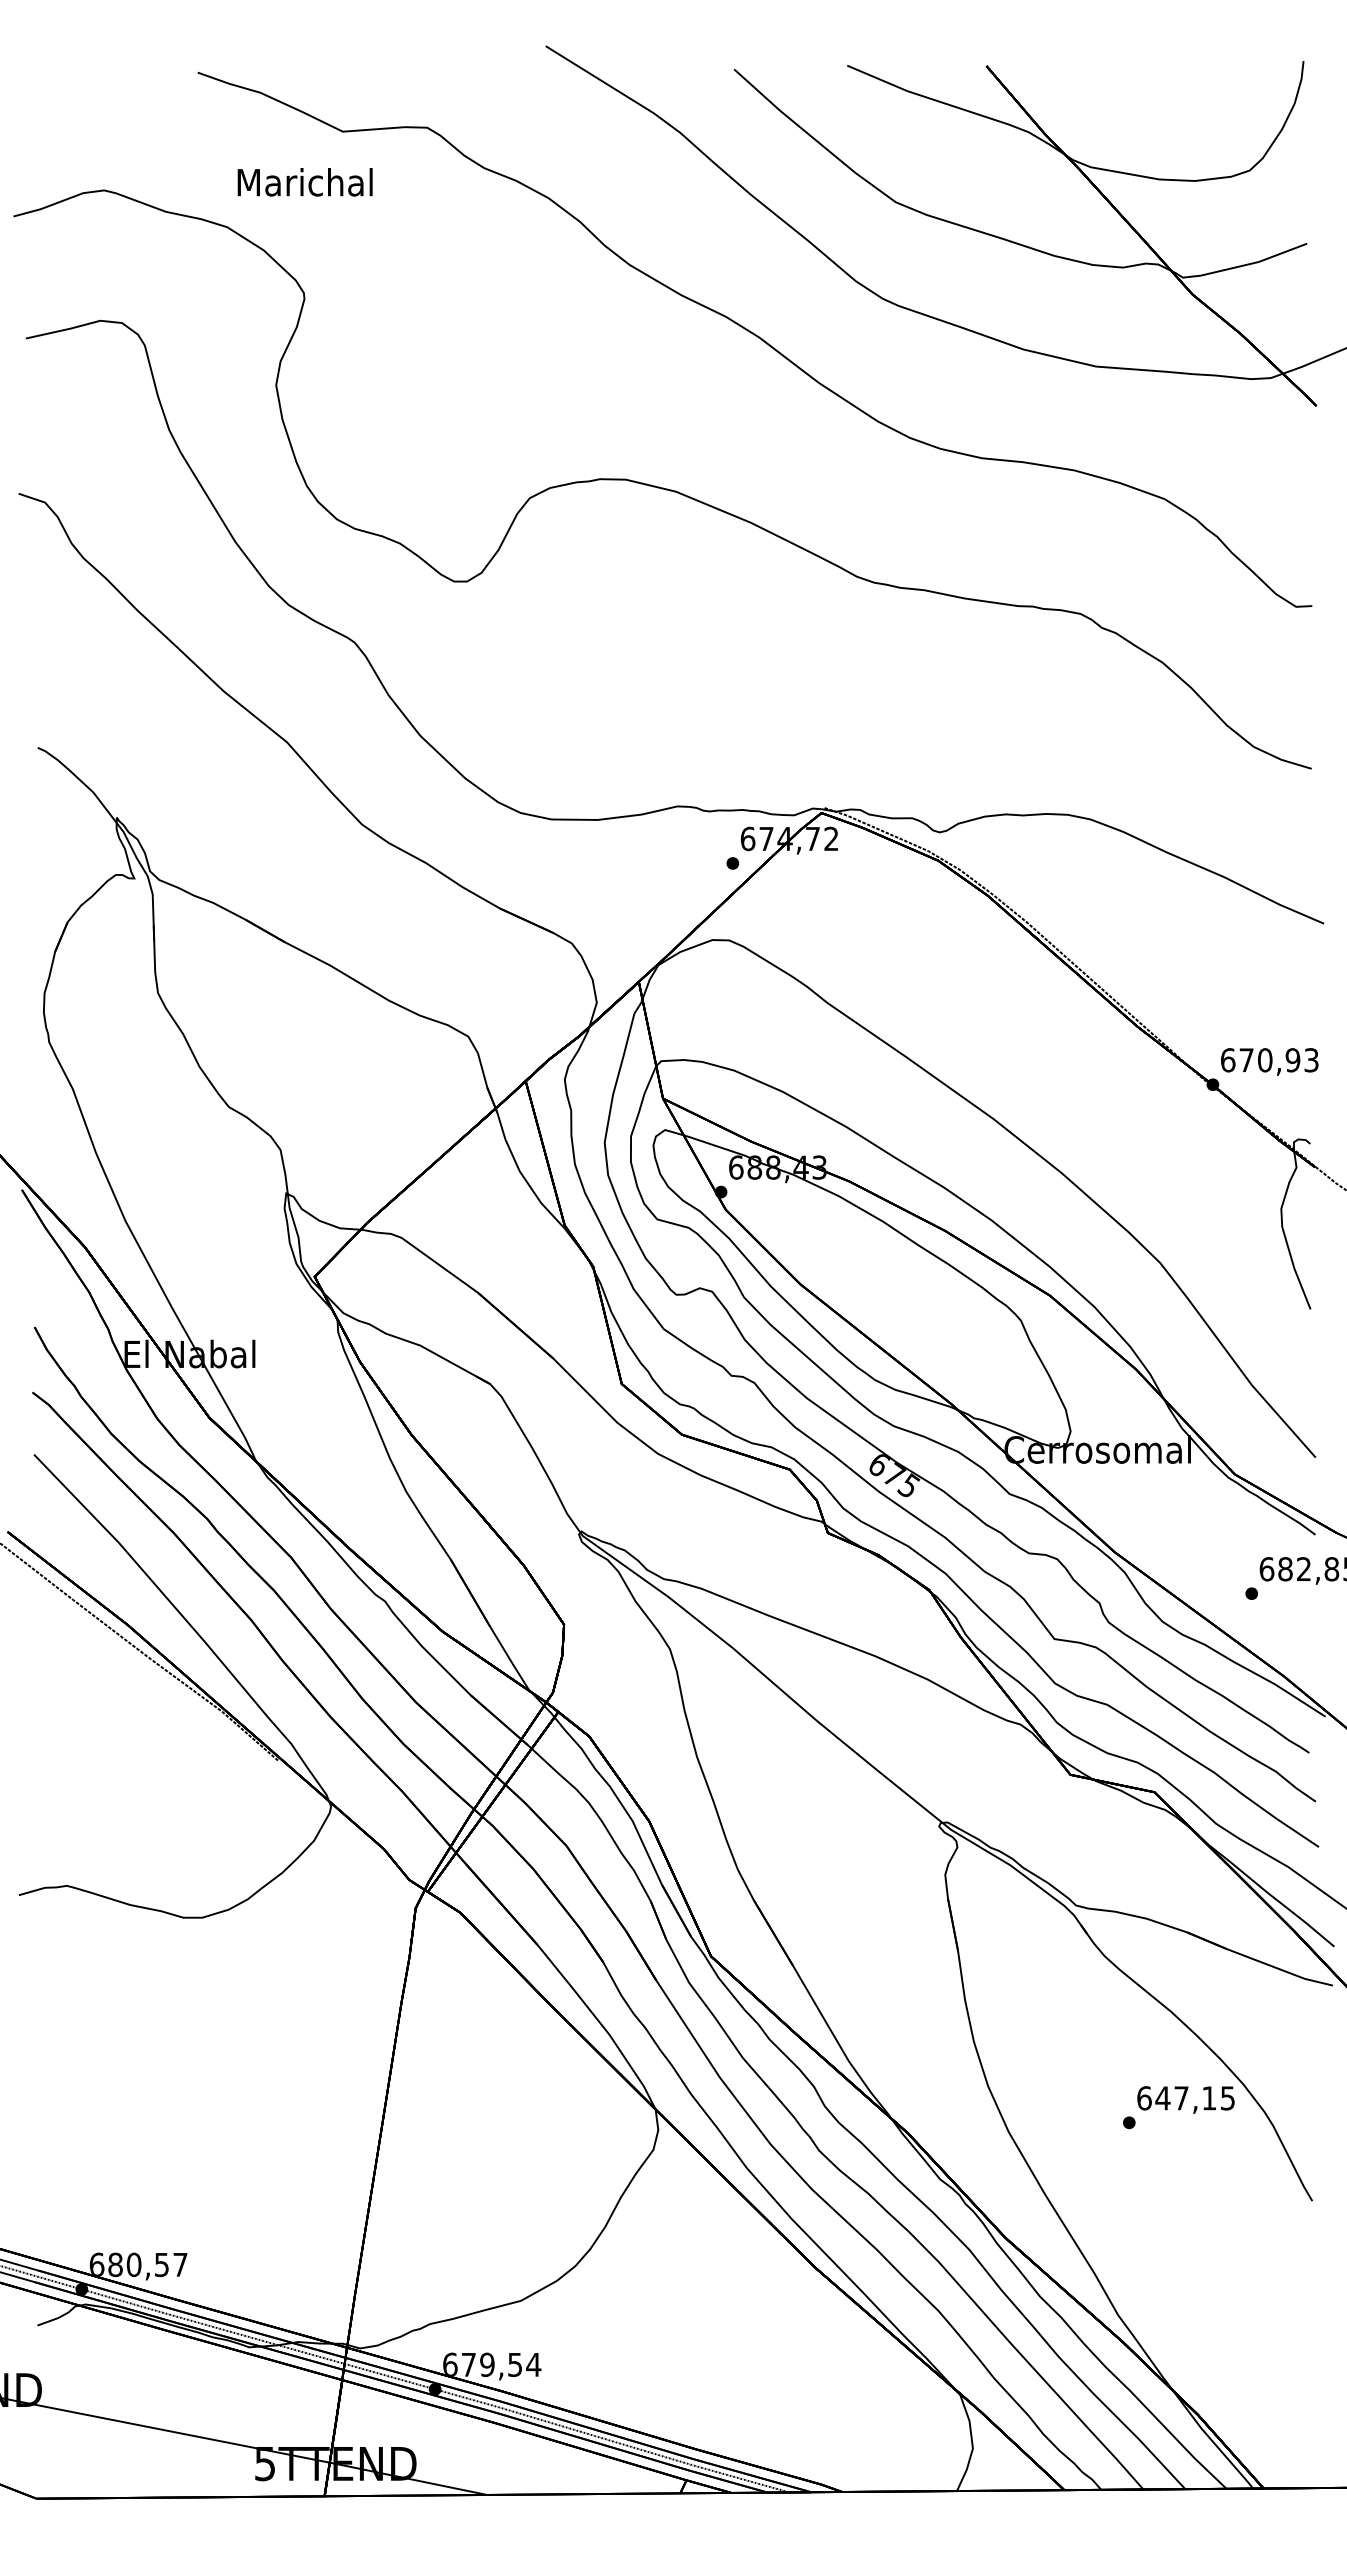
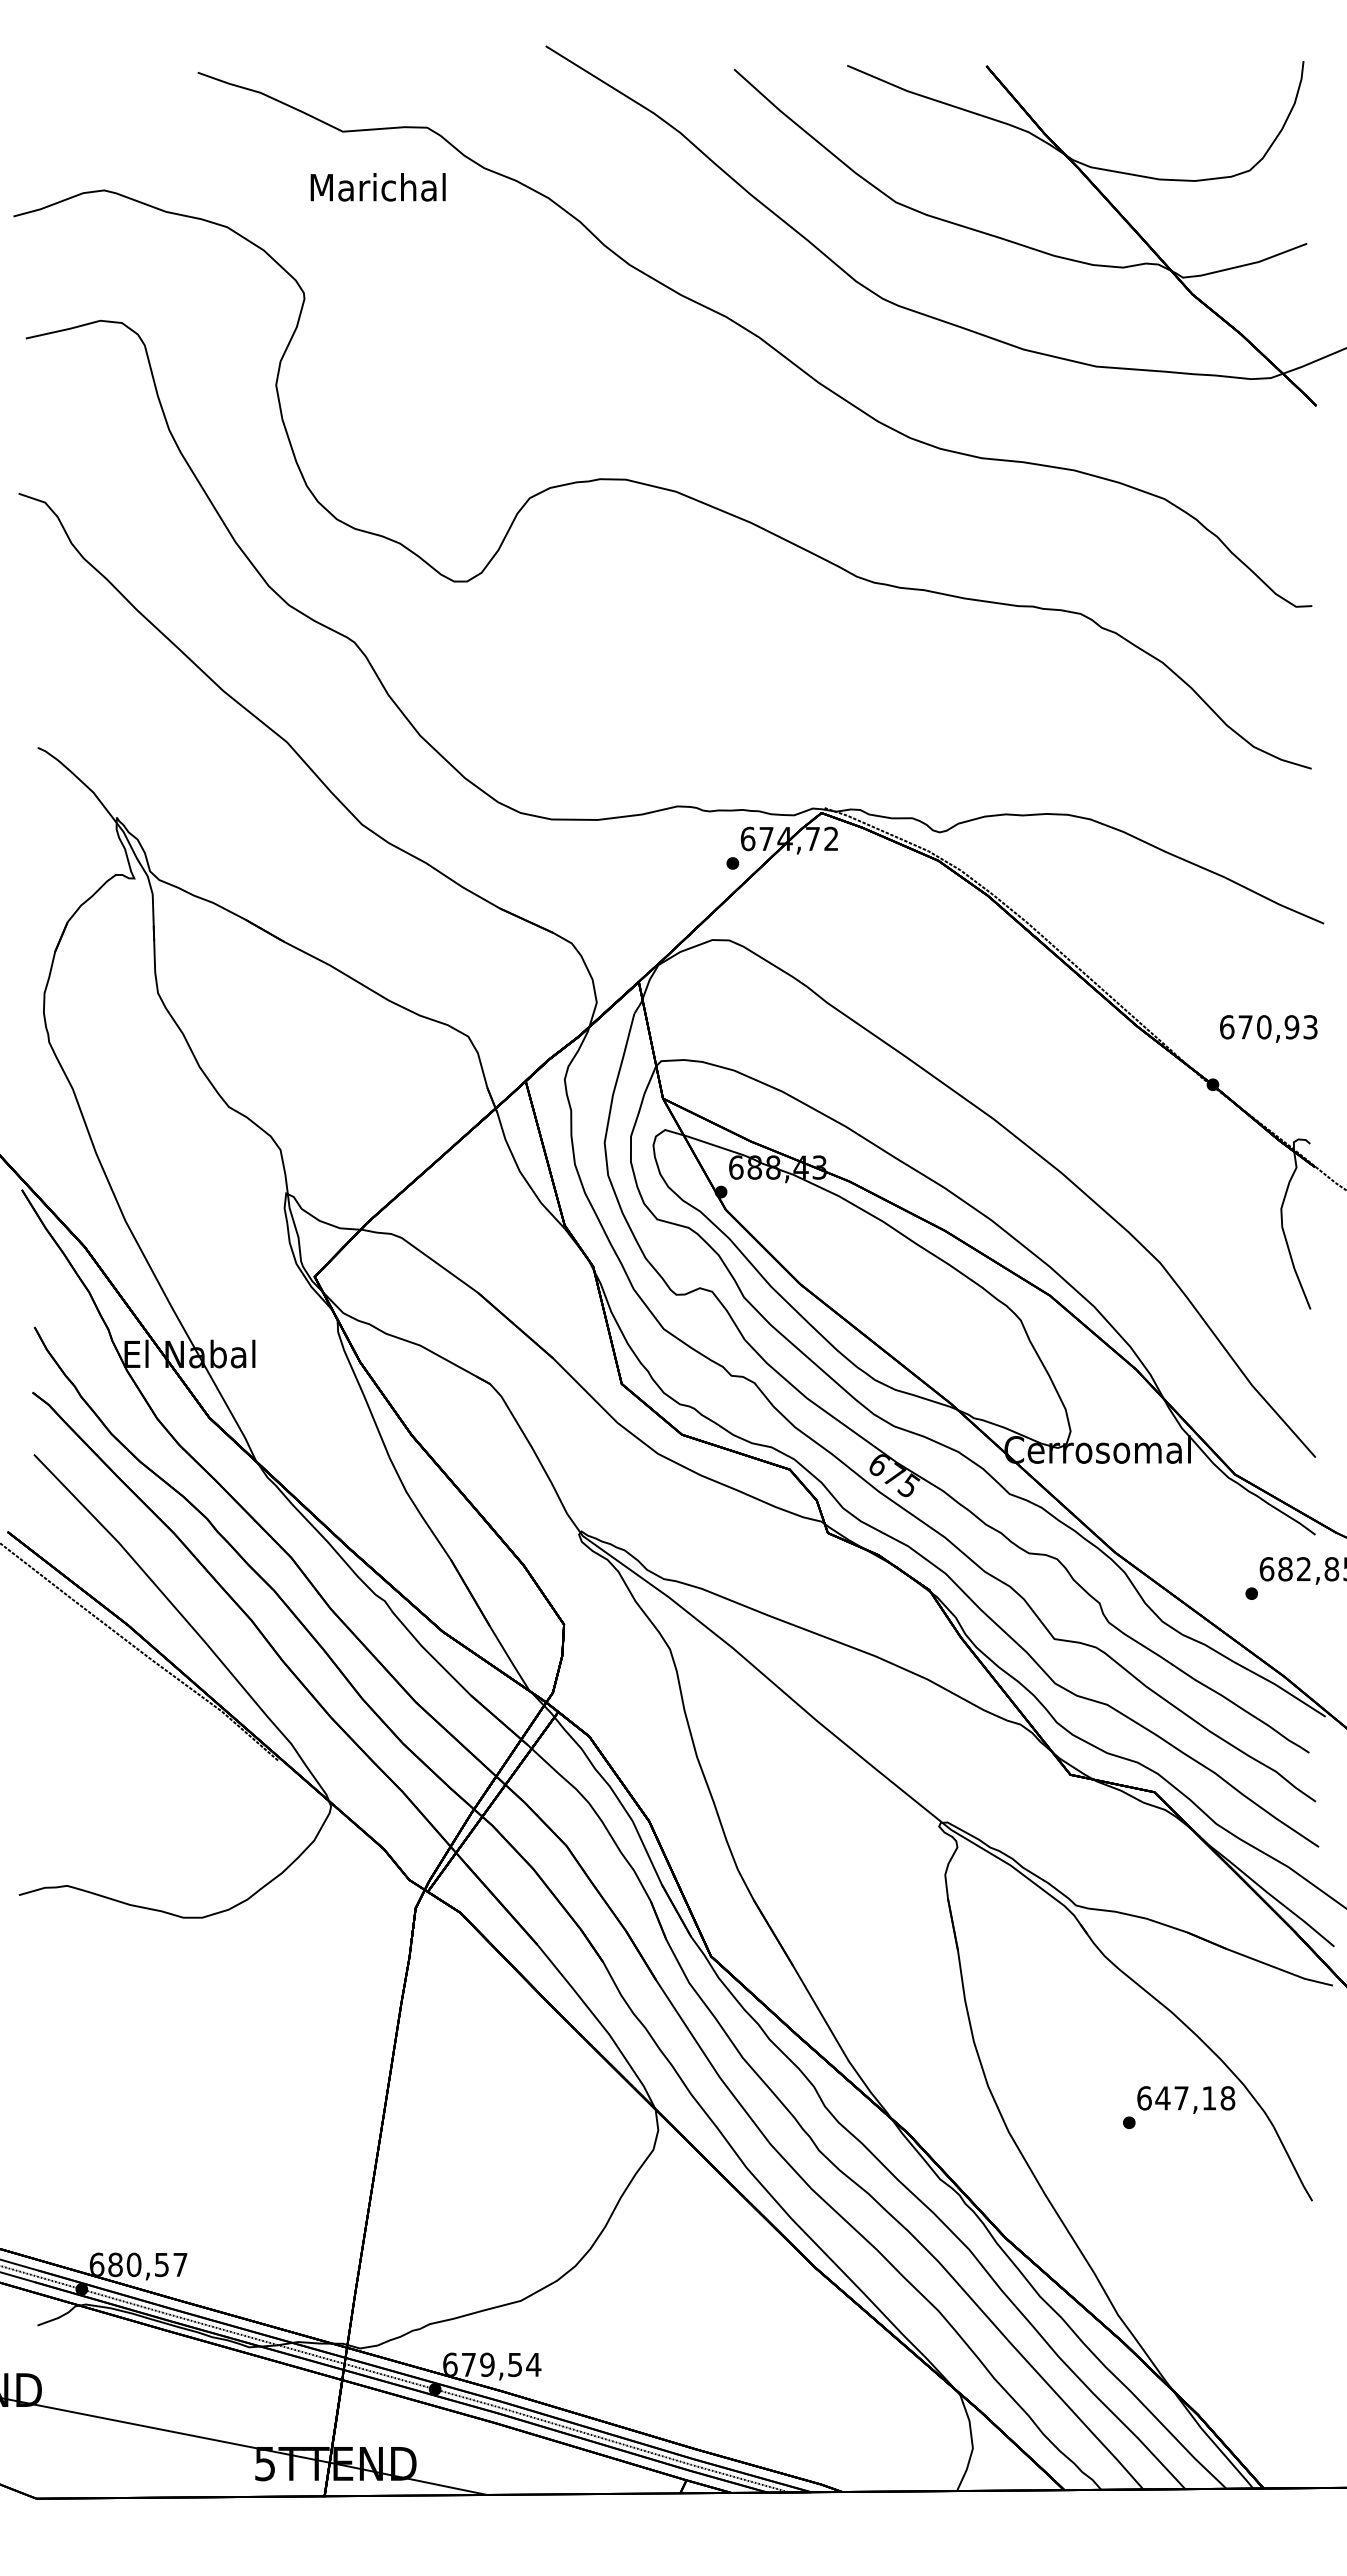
text position: (304, 182) -> (377, 187) (377, 187)
text position: (1269, 1061) -> (1268, 1028) (1268, 1028)
text: 647,15 -> 647,18 (1227, 2098)
